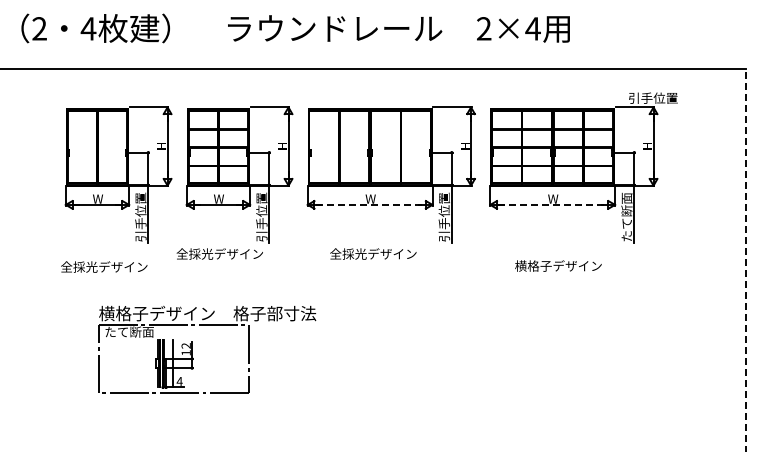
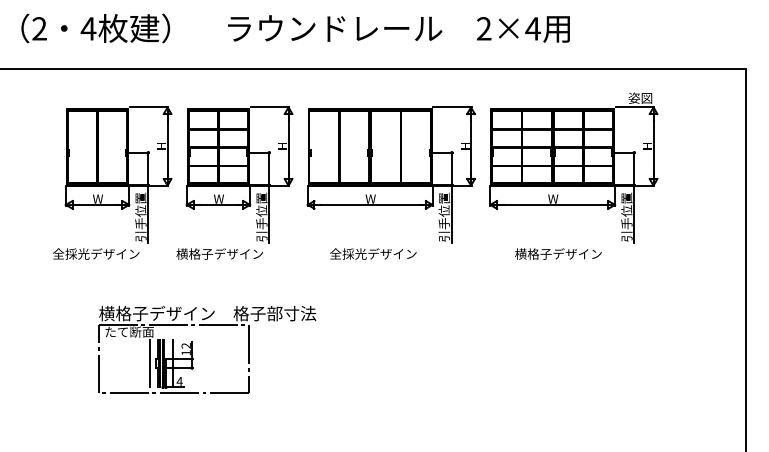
text: 引手位置 -> 姿図 (652, 97)
line: dashed -> solid (370, 204)
line: dashed -> solid (552, 204)
text: たて断面 -> 引手位置 (626, 216)
text: 全採光デザイン -> 横格子デザイン (194, 253)
line: dashed -> solid (745, 259)
text position: (558, 265) -> (558, 253) (558, 253)
text position: (104, 266) -> (96, 253) (96, 253)
line: none -> present (149, 363)
